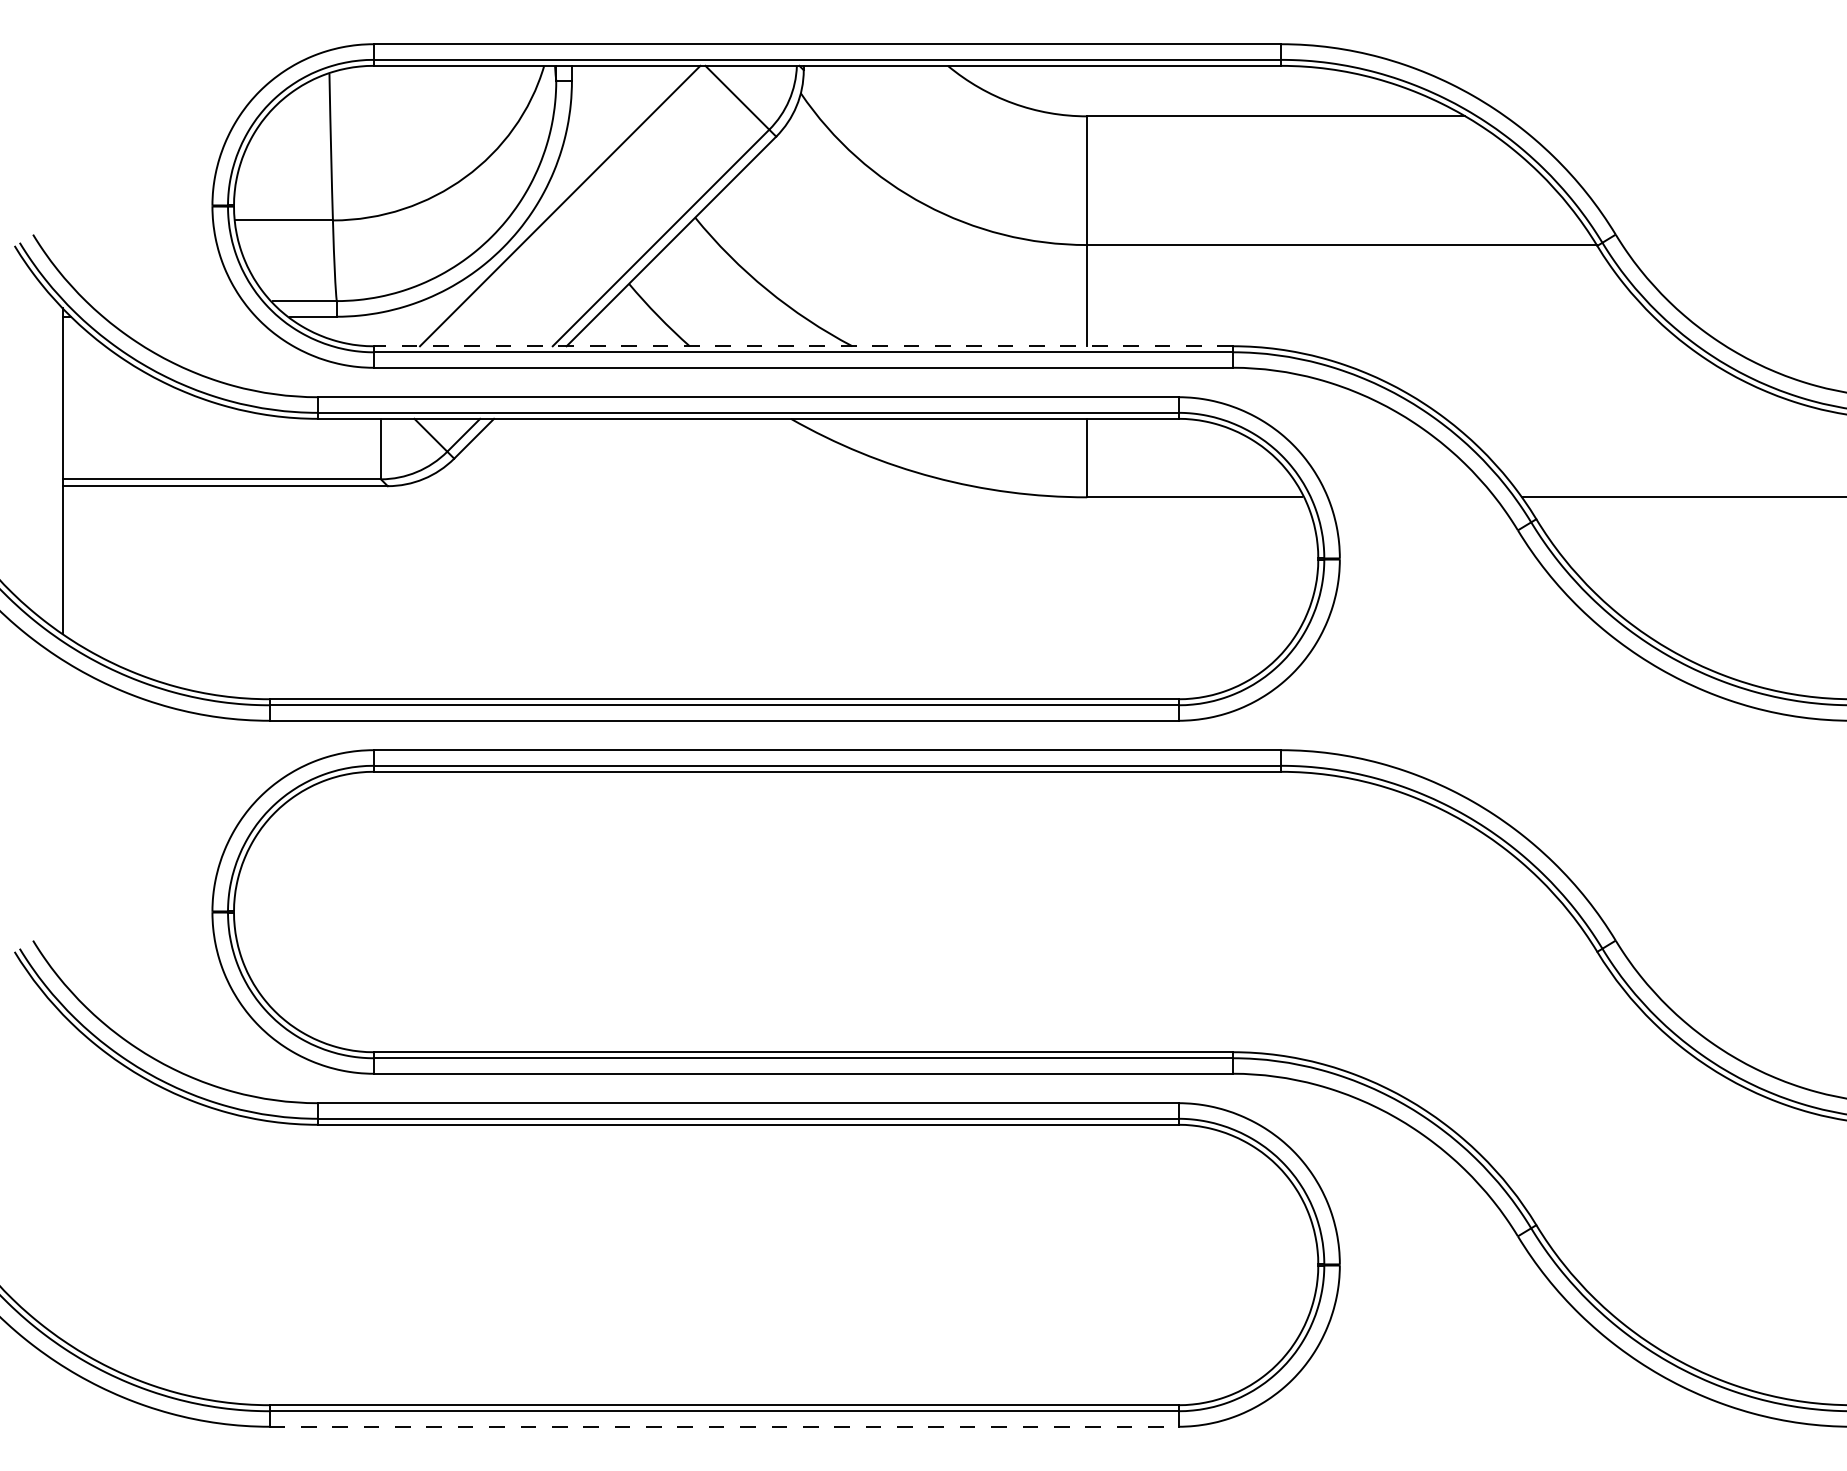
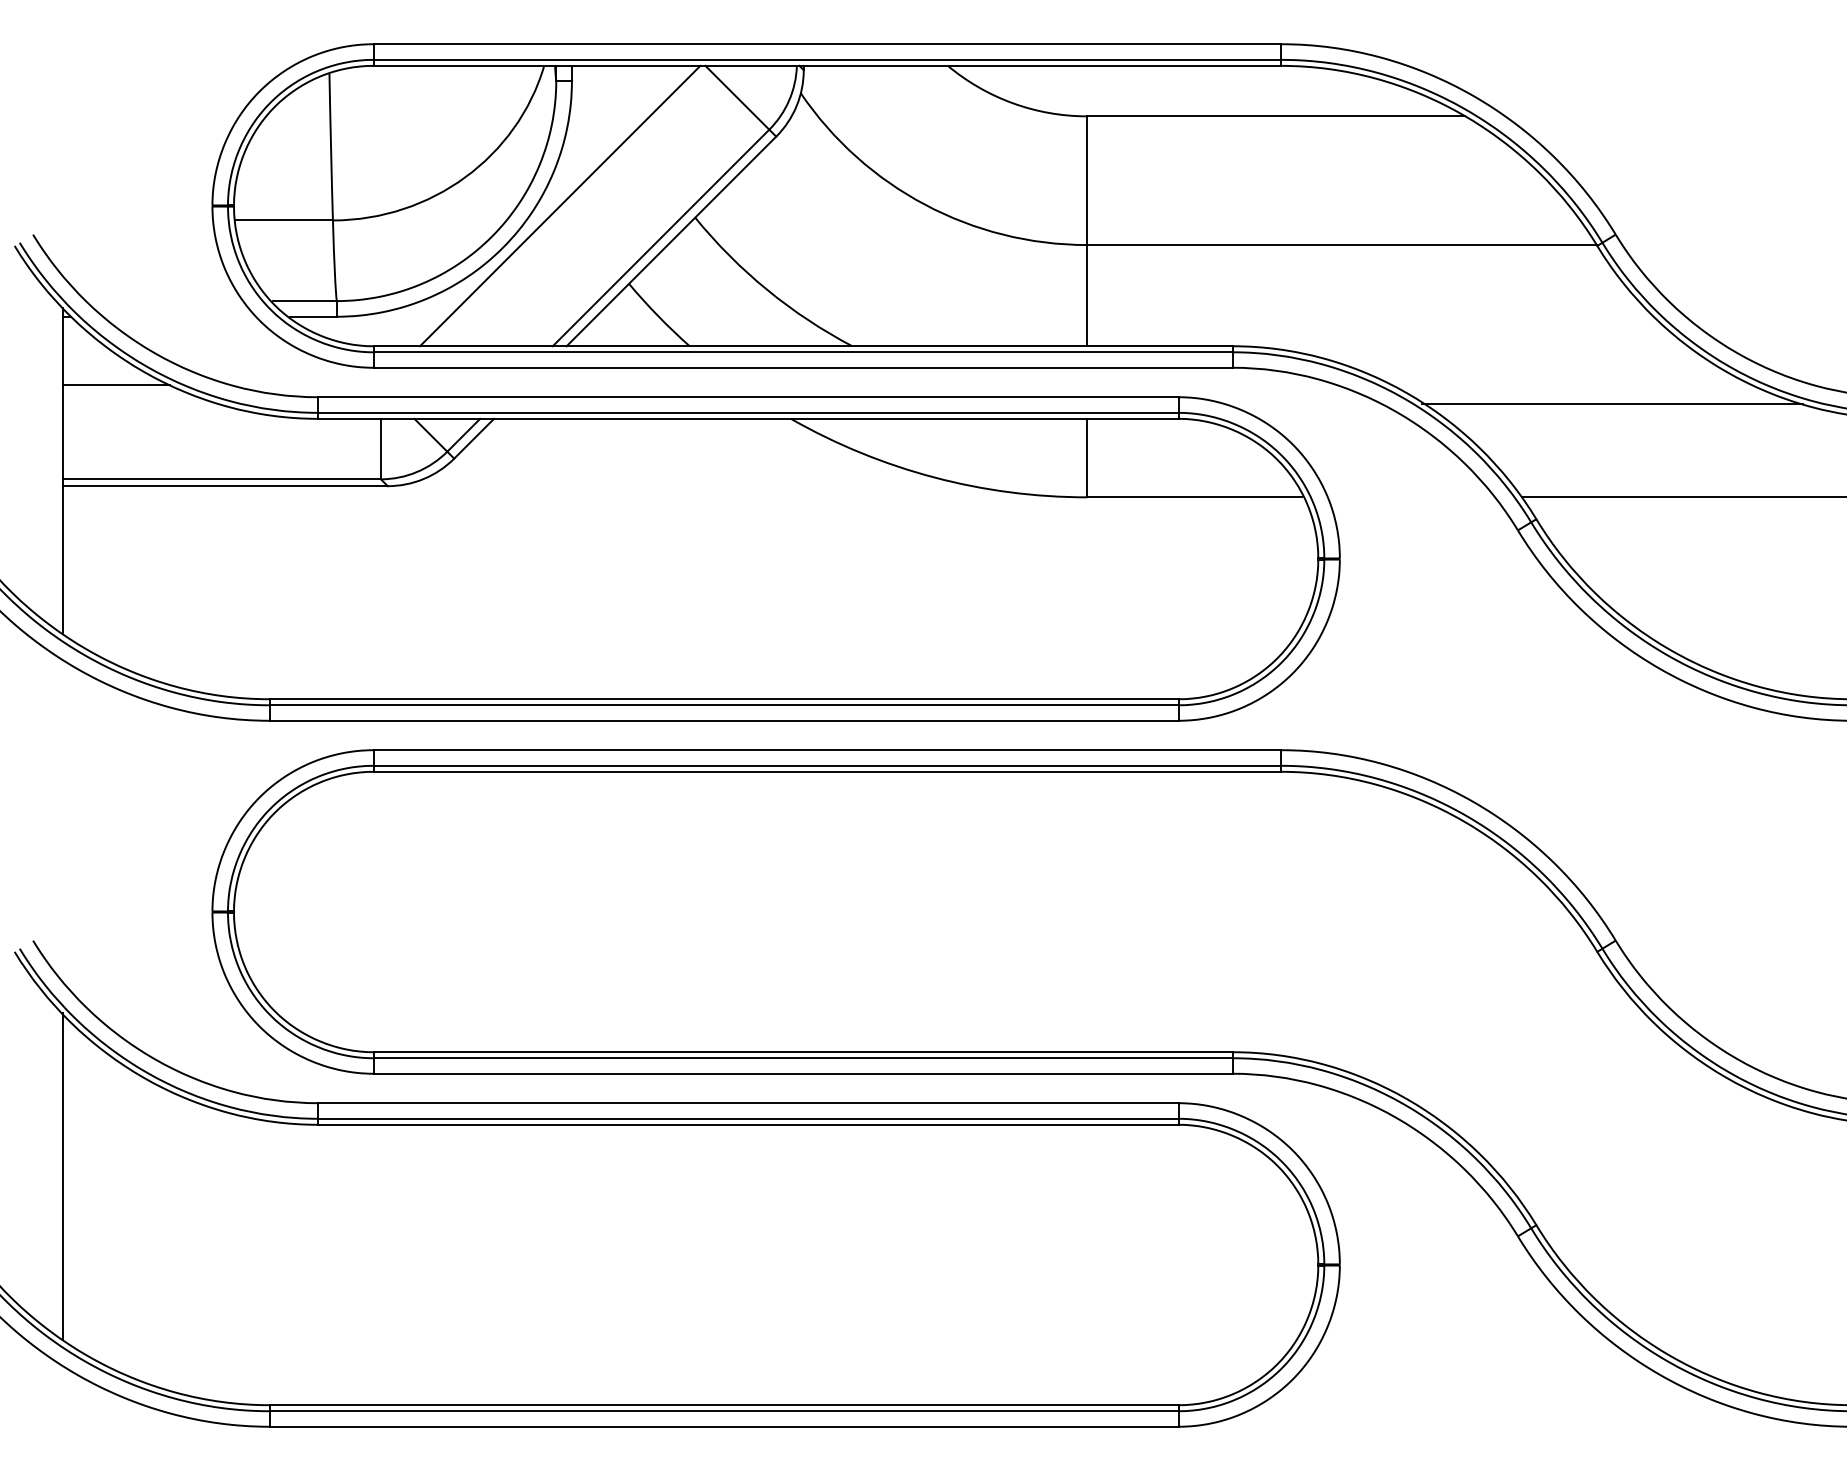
line: dashed -> solid (803, 346)
line: none -> present (116, 385)
line: none -> present (1612, 404)
line: none -> present (63, 1175)
line: dashed -> solid (724, 1426)
